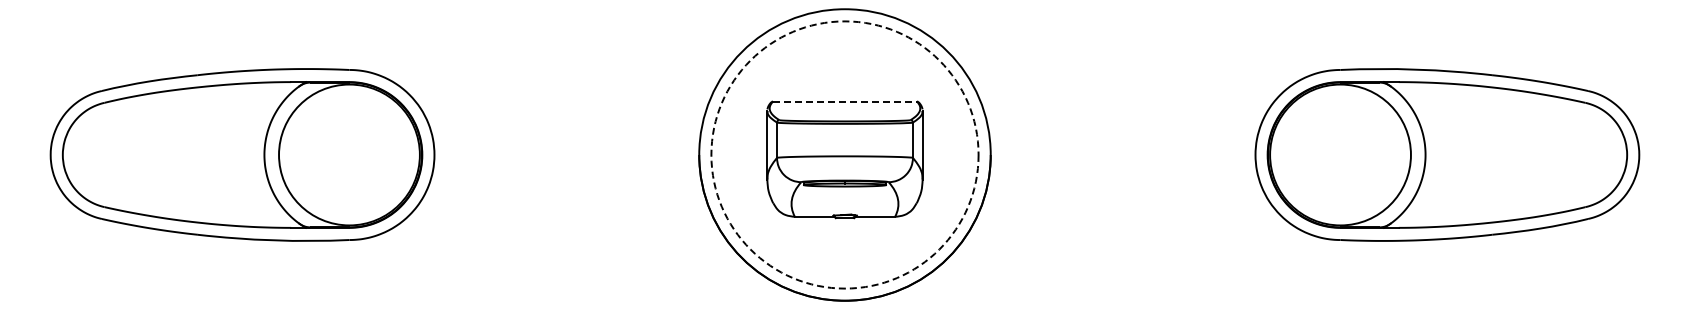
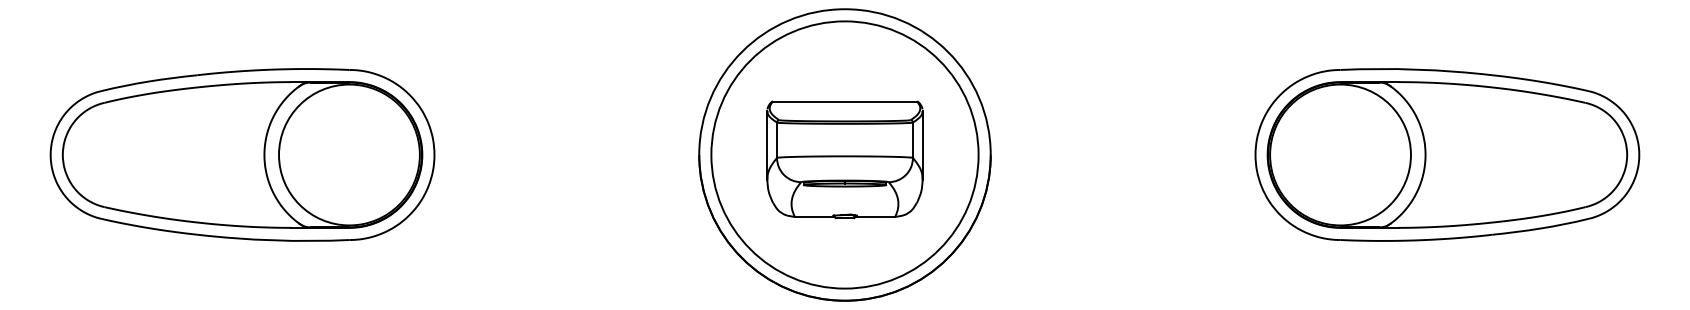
line: dashed -> solid (845, 101)
circle: dashed -> solid (844, 154)
